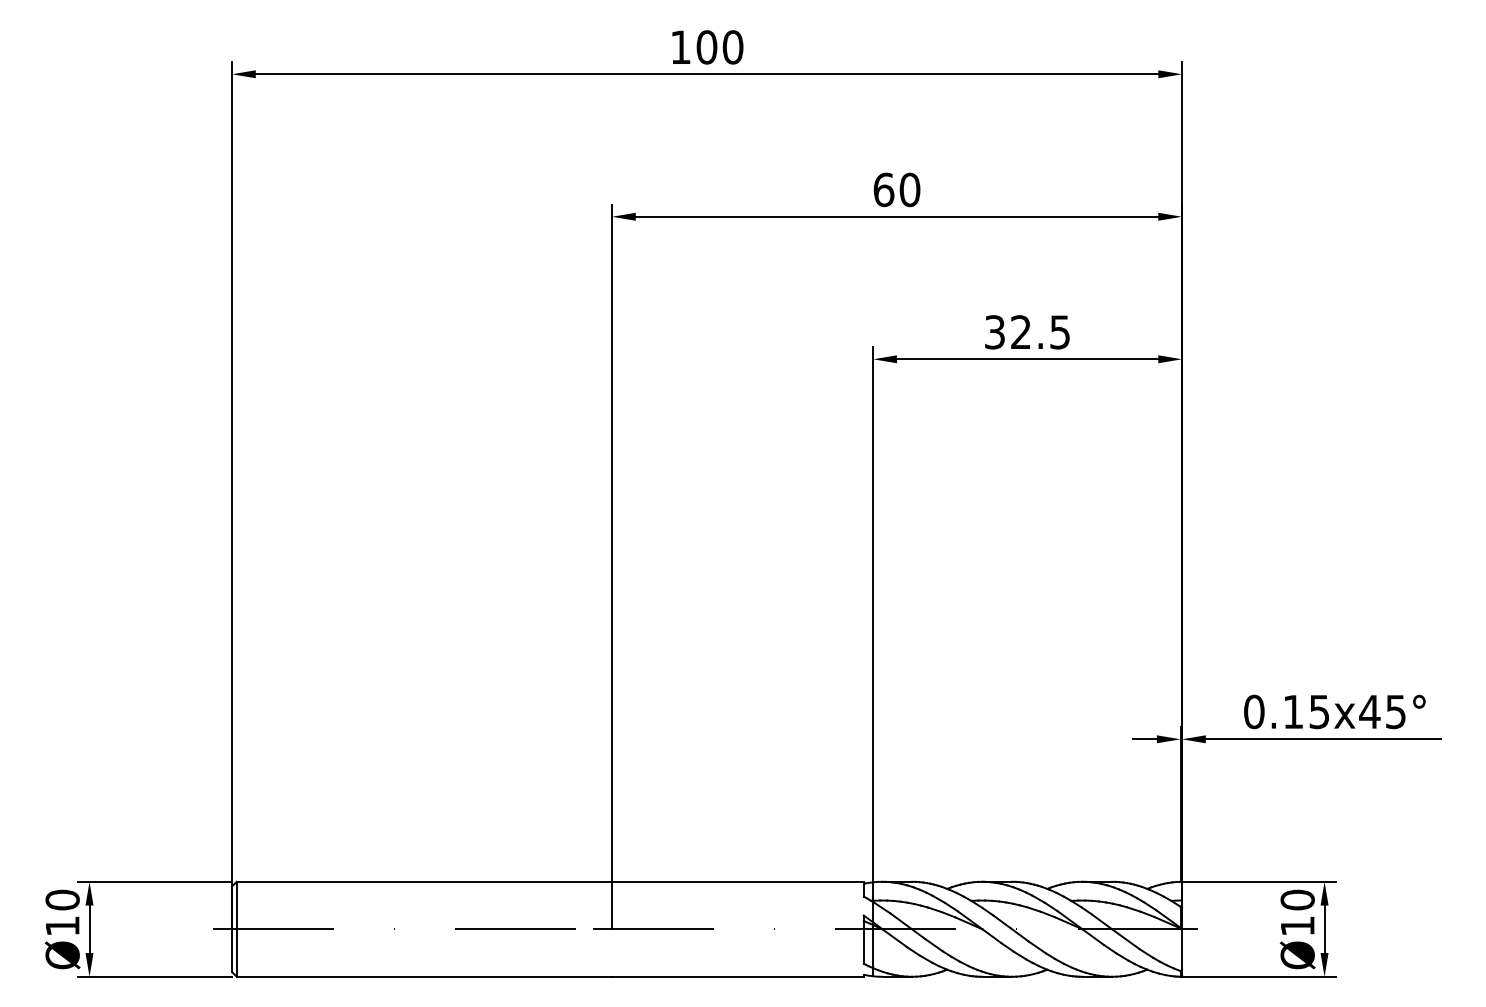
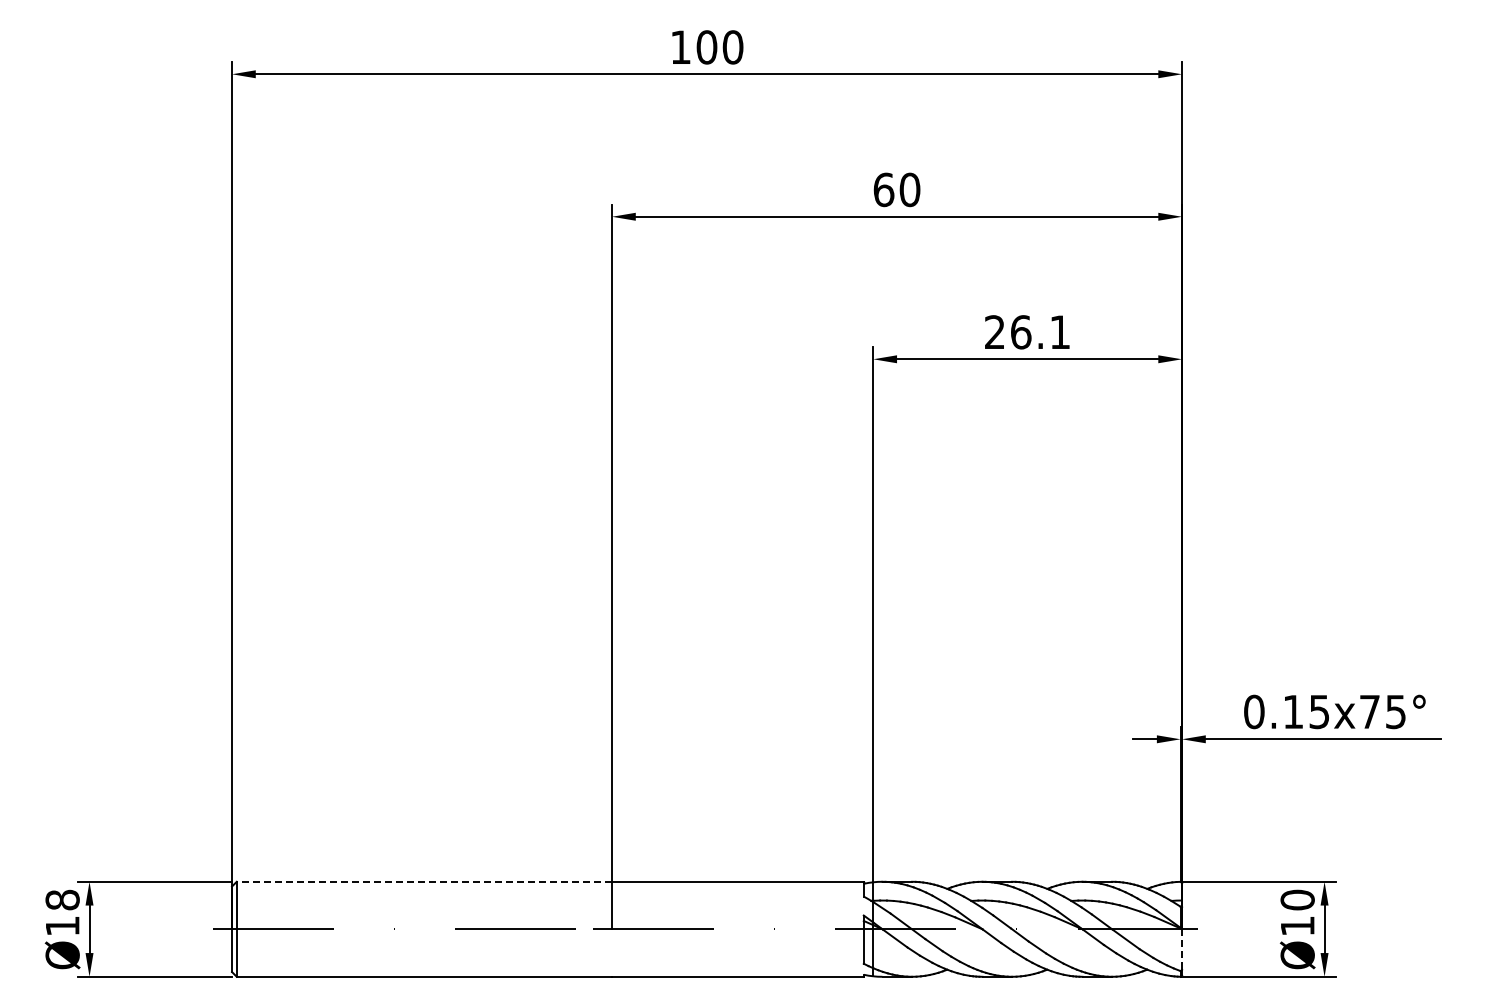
text: 32.5 -> 26.1 (1027, 332)
text: 0.15x45° -> 0.15x75° (1369, 711)
line: solid -> dashed (424, 881)
text: Ø10 -> Ø18 (62, 899)
line: solid -> dashed (1182, 949)
